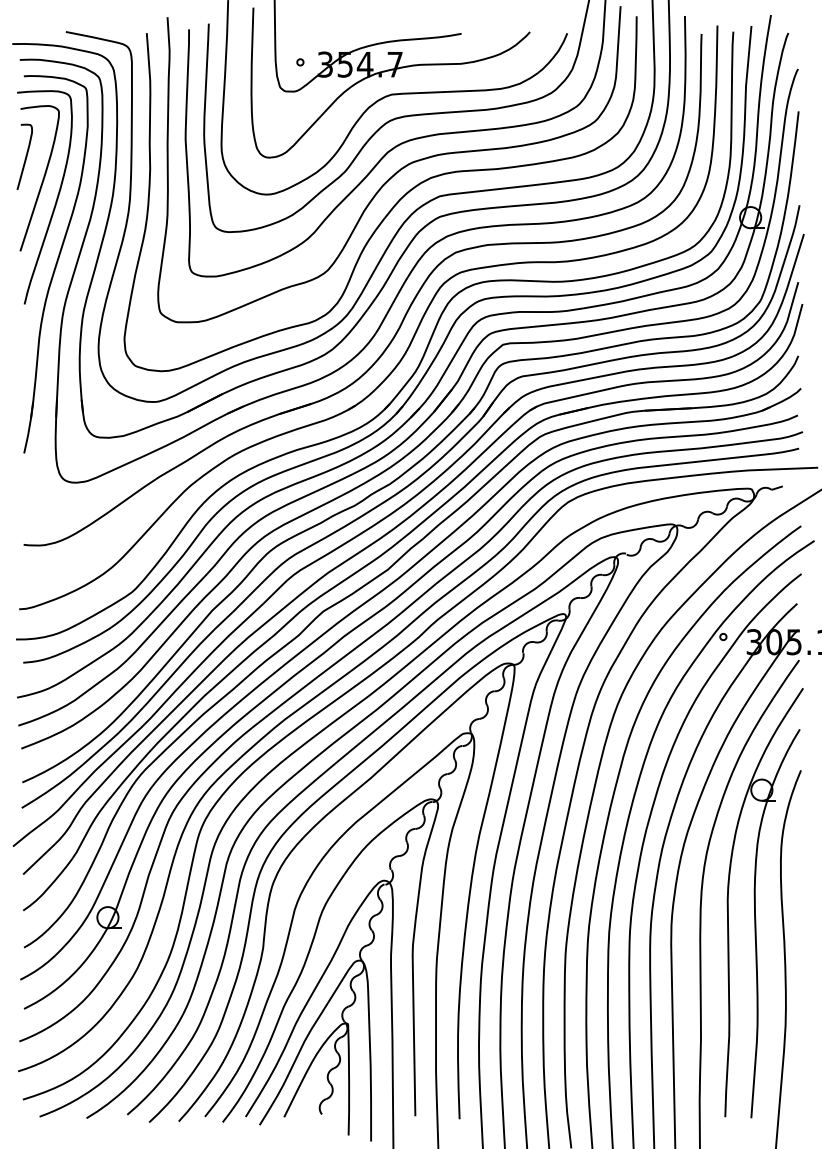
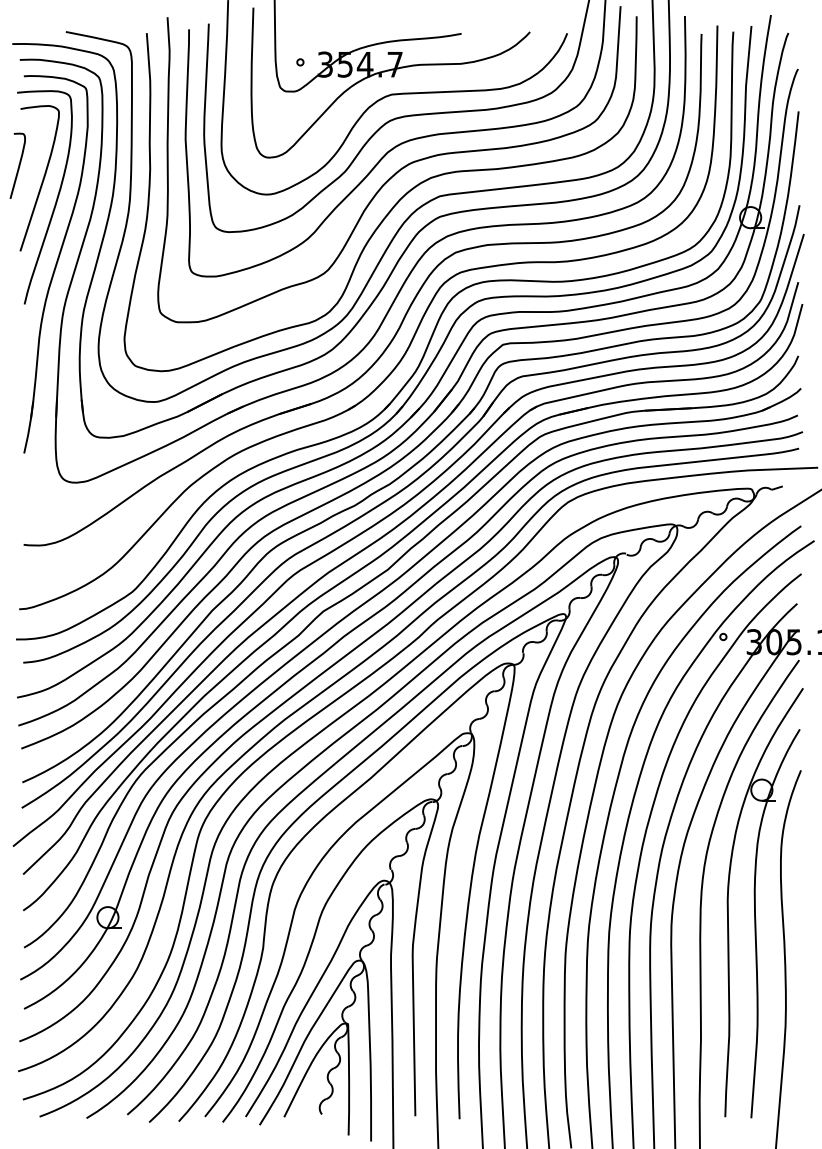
curve position: (25, 156) -> (18, 165) (18, 165)
